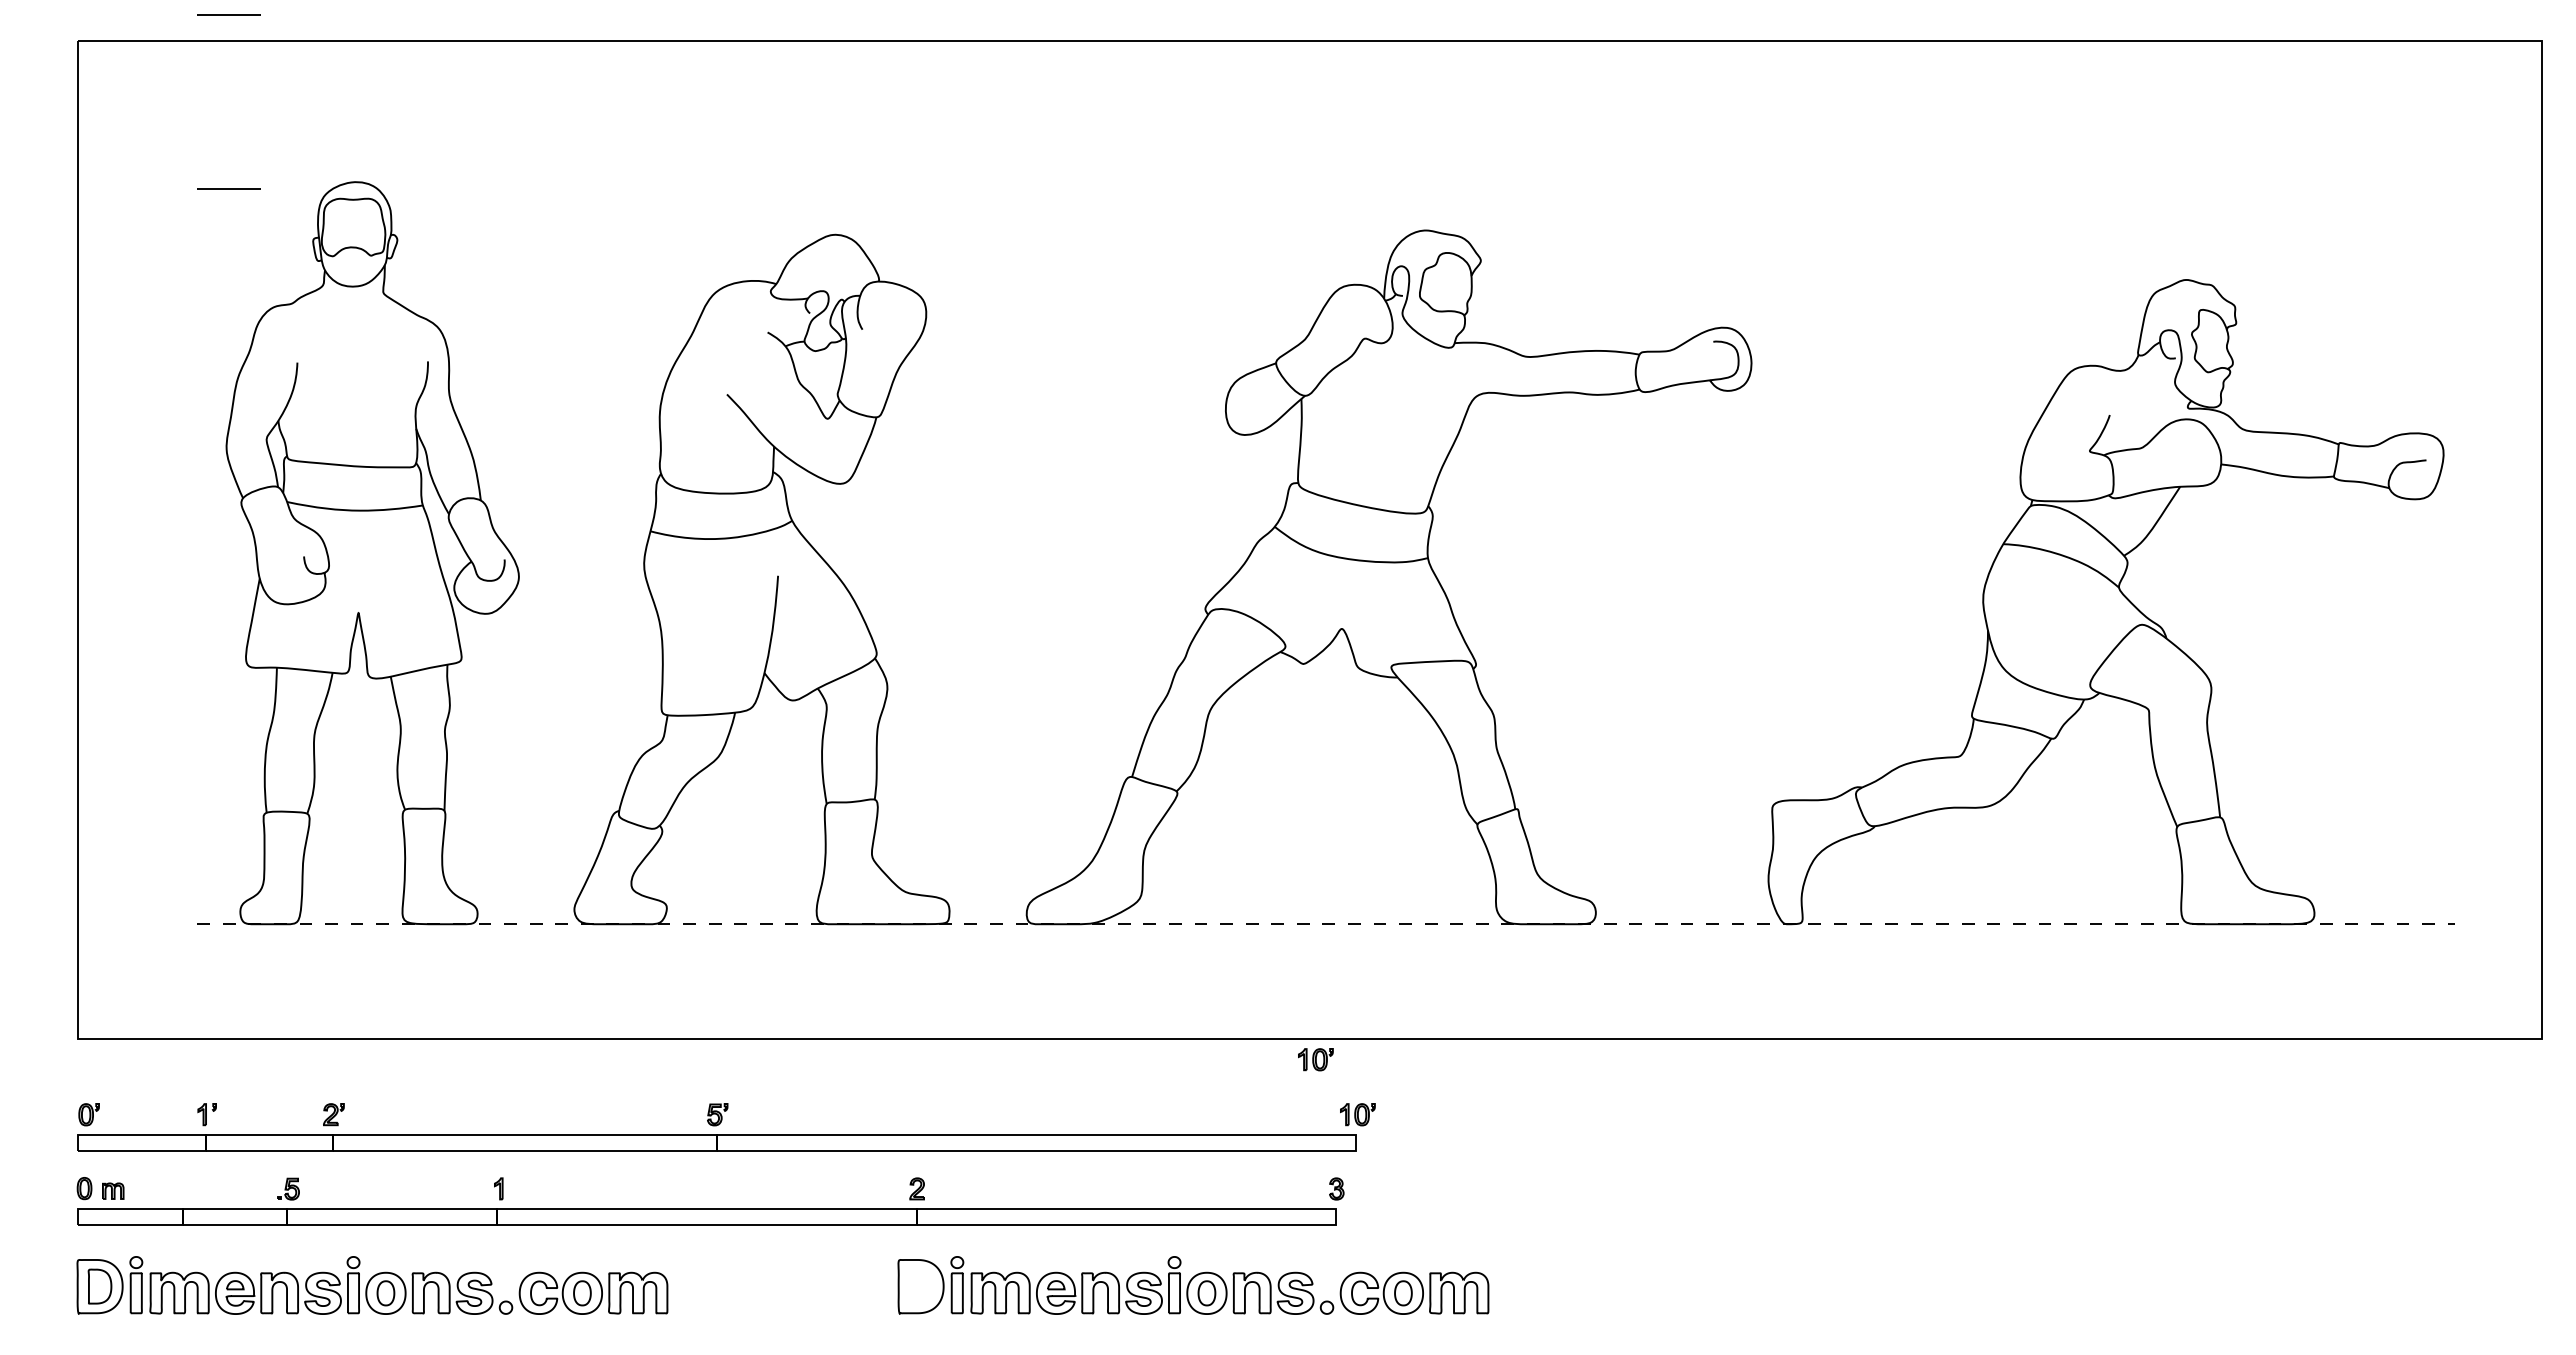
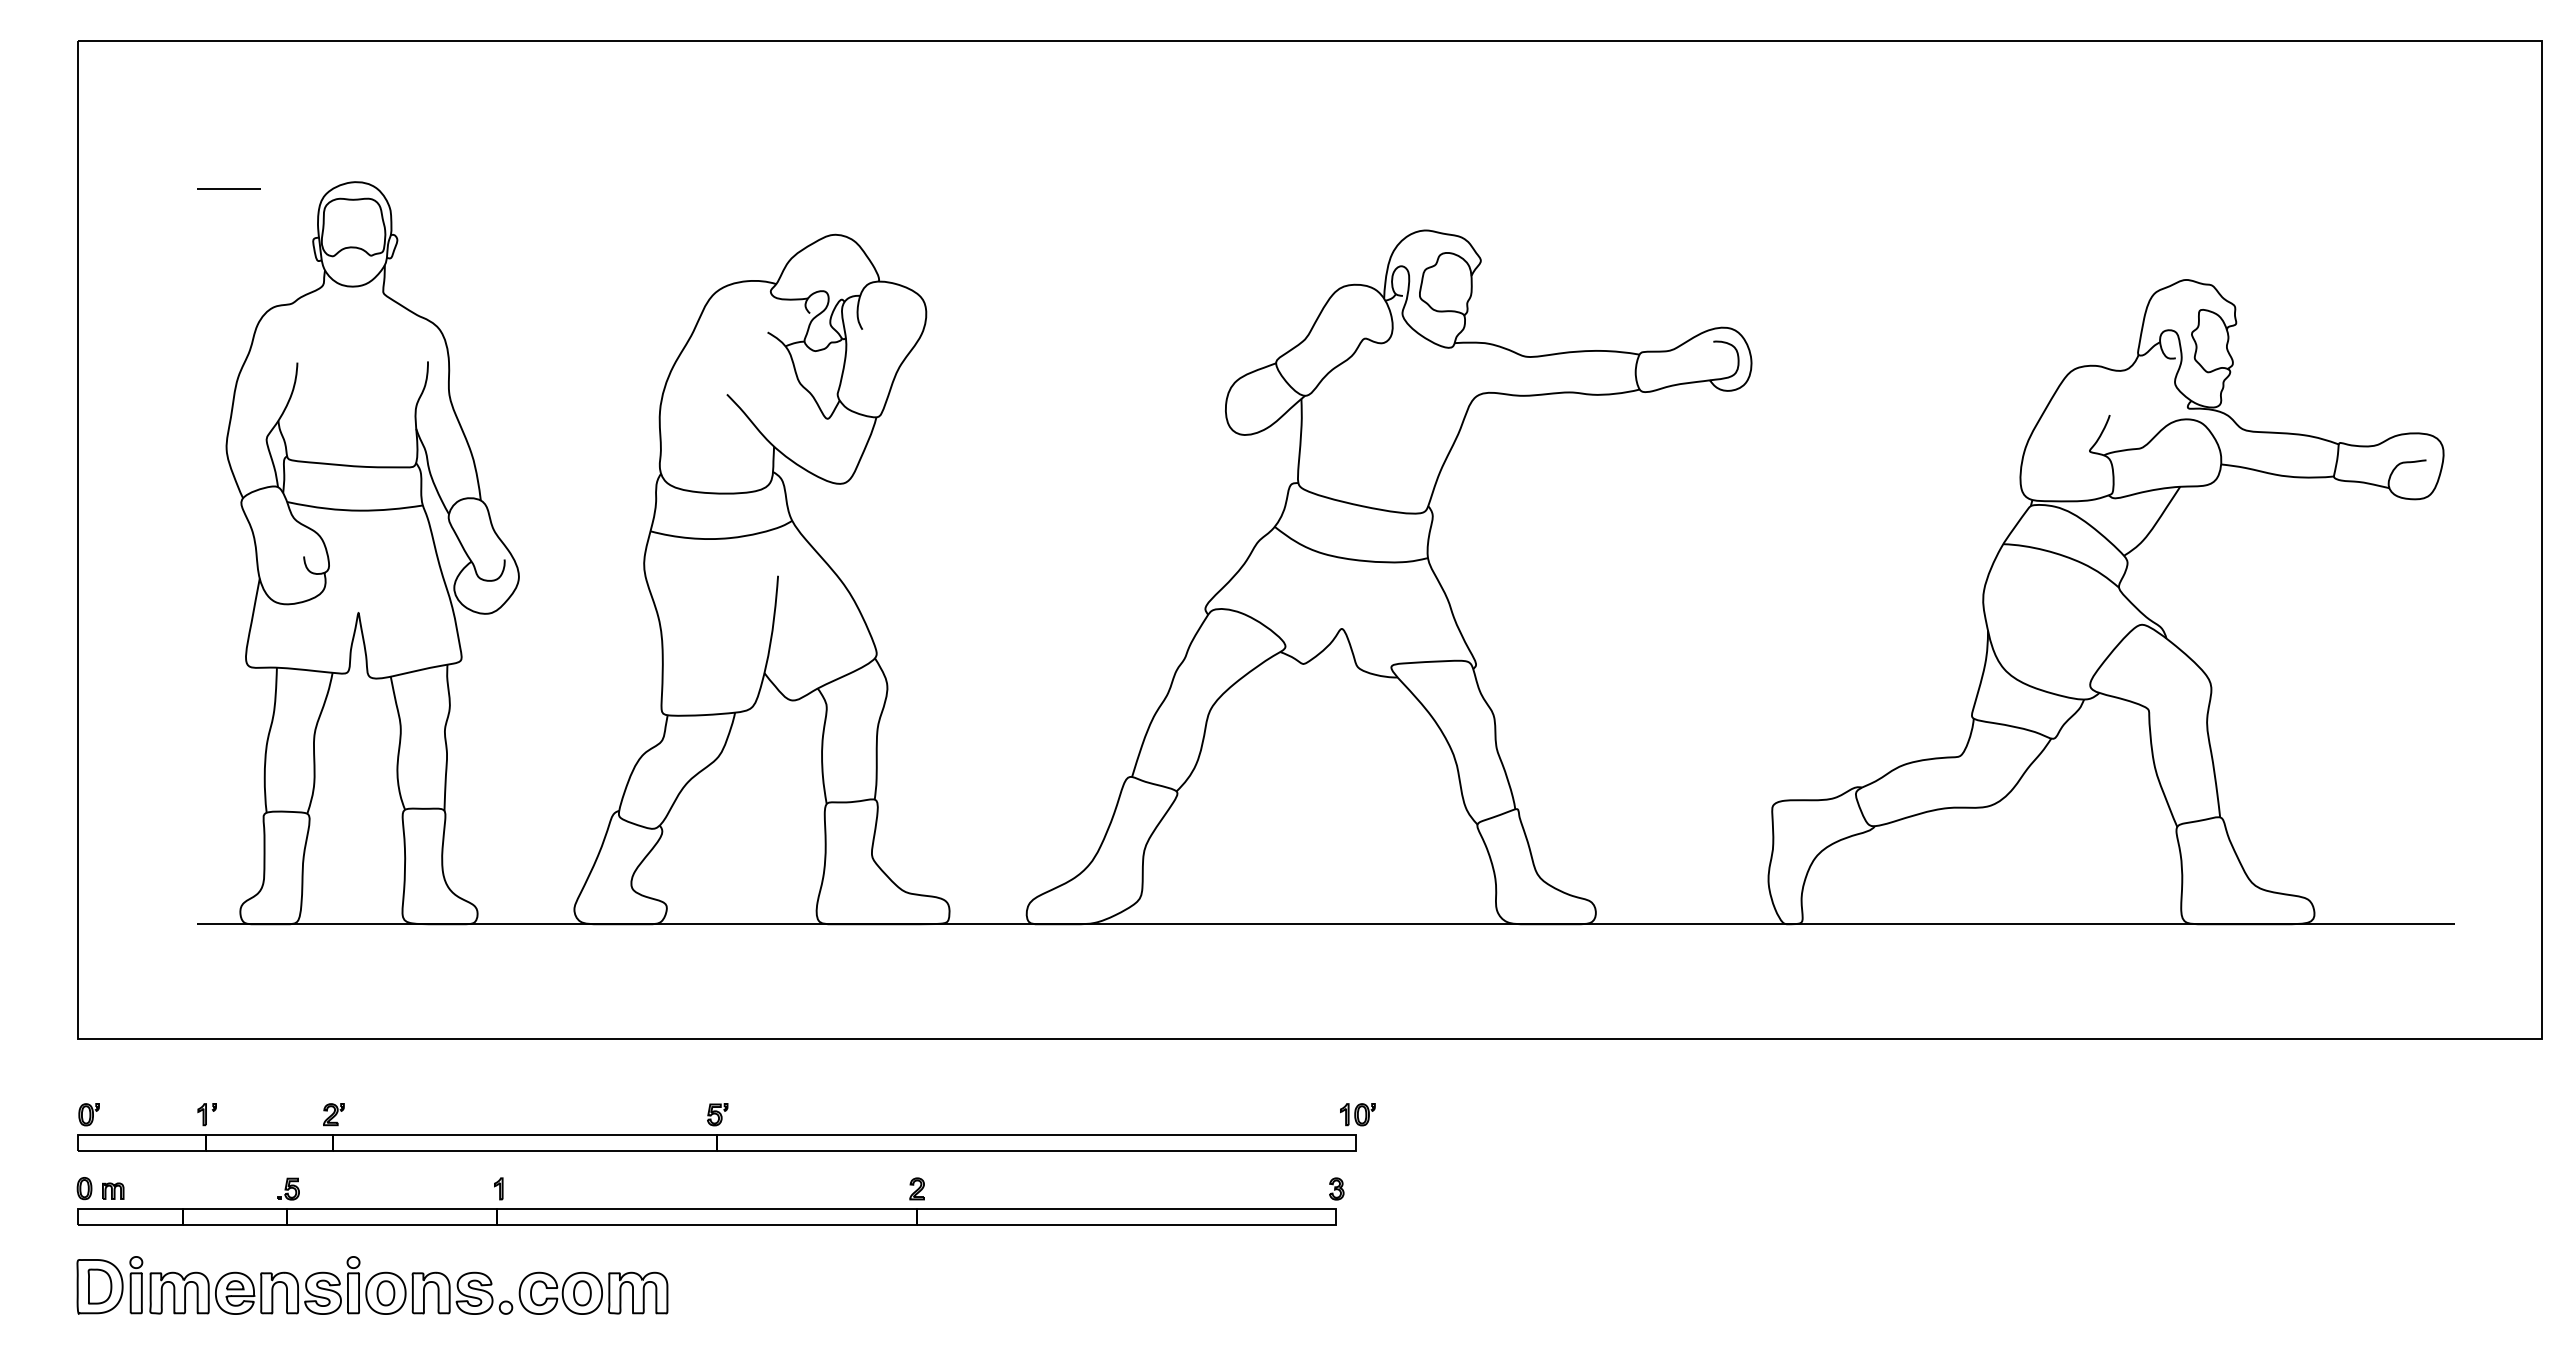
line: present -> none (228, 14)
line: dashed -> solid (1326, 924)
part: present -> none (1315, 1059)
part: present -> none (1193, 1285)
